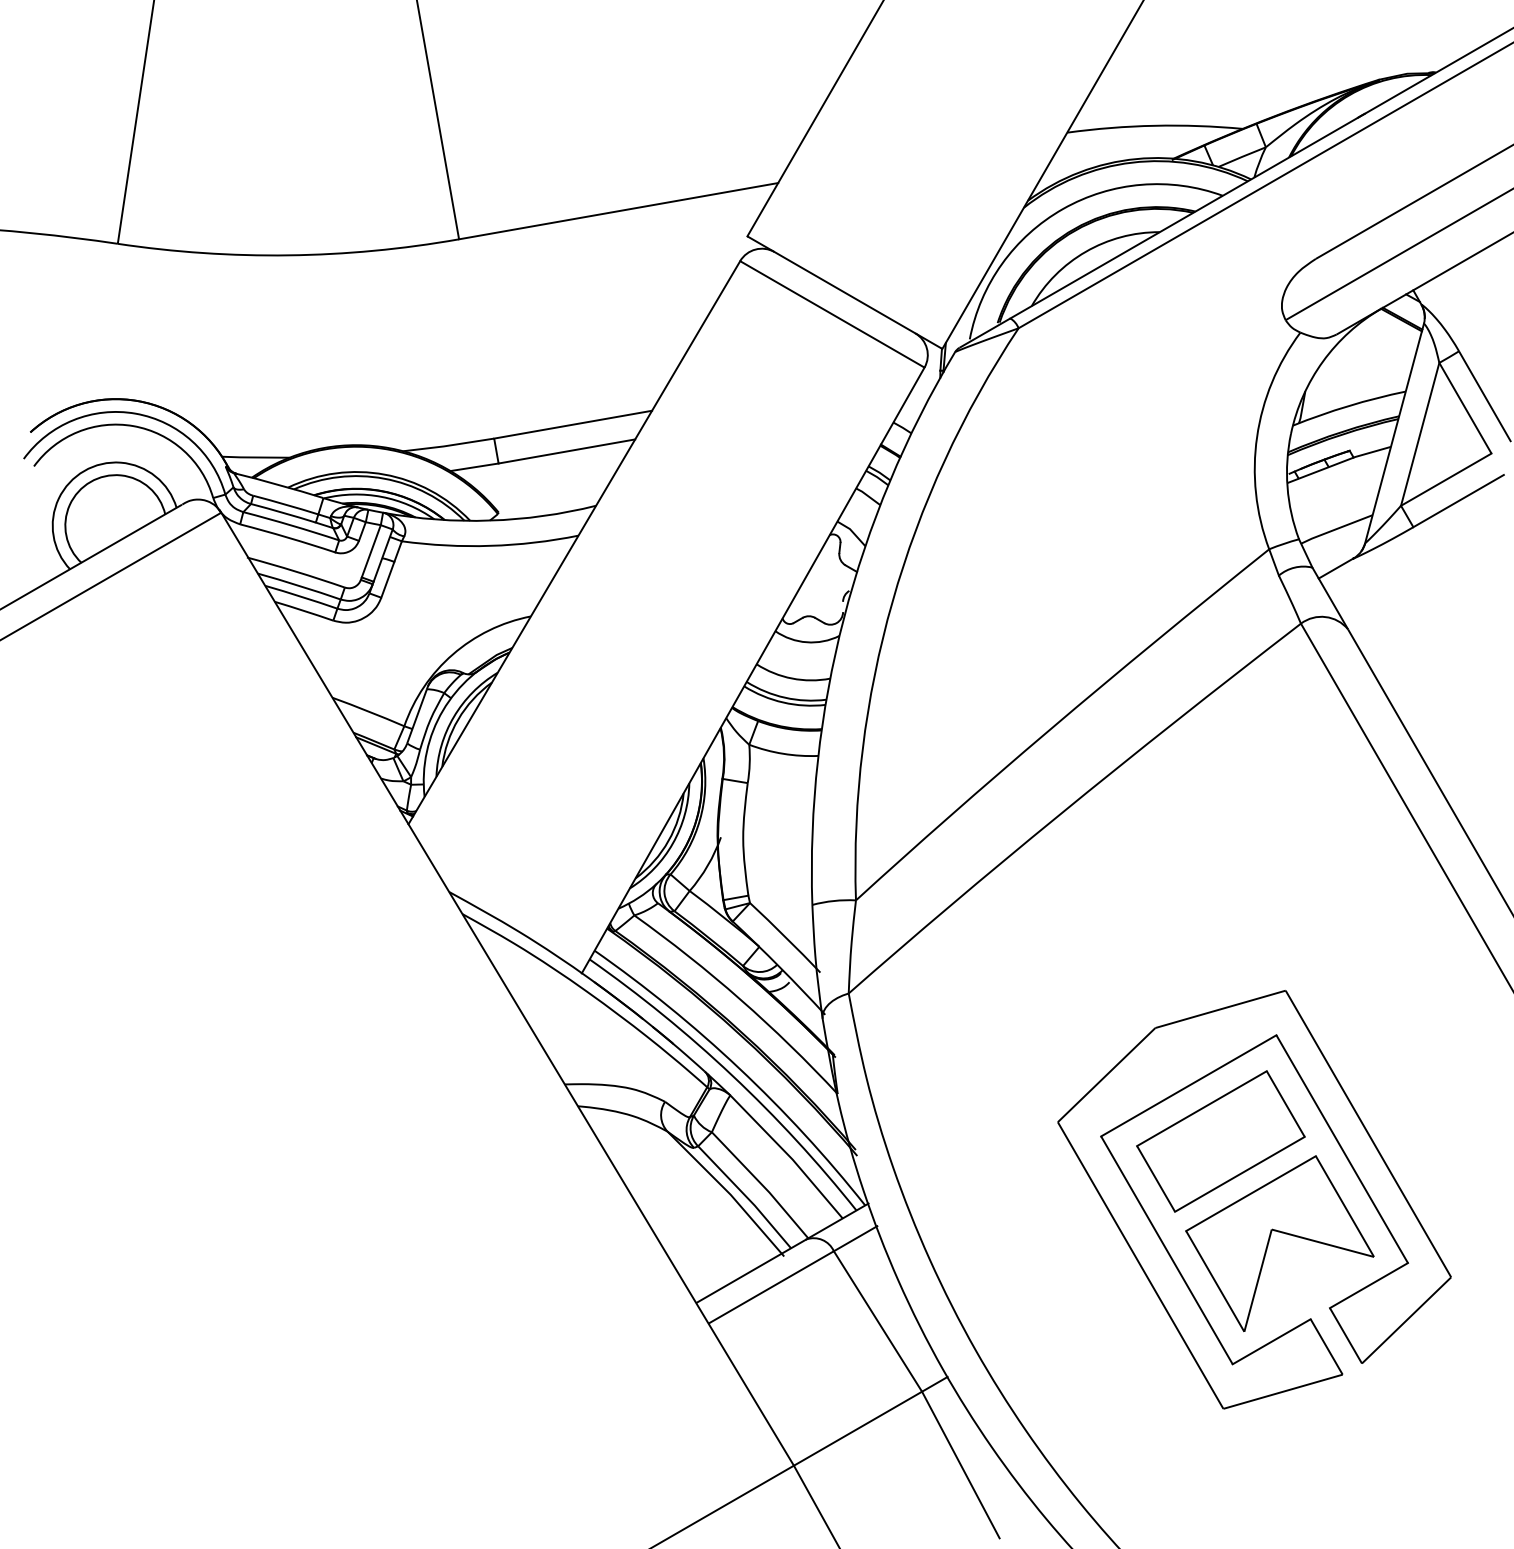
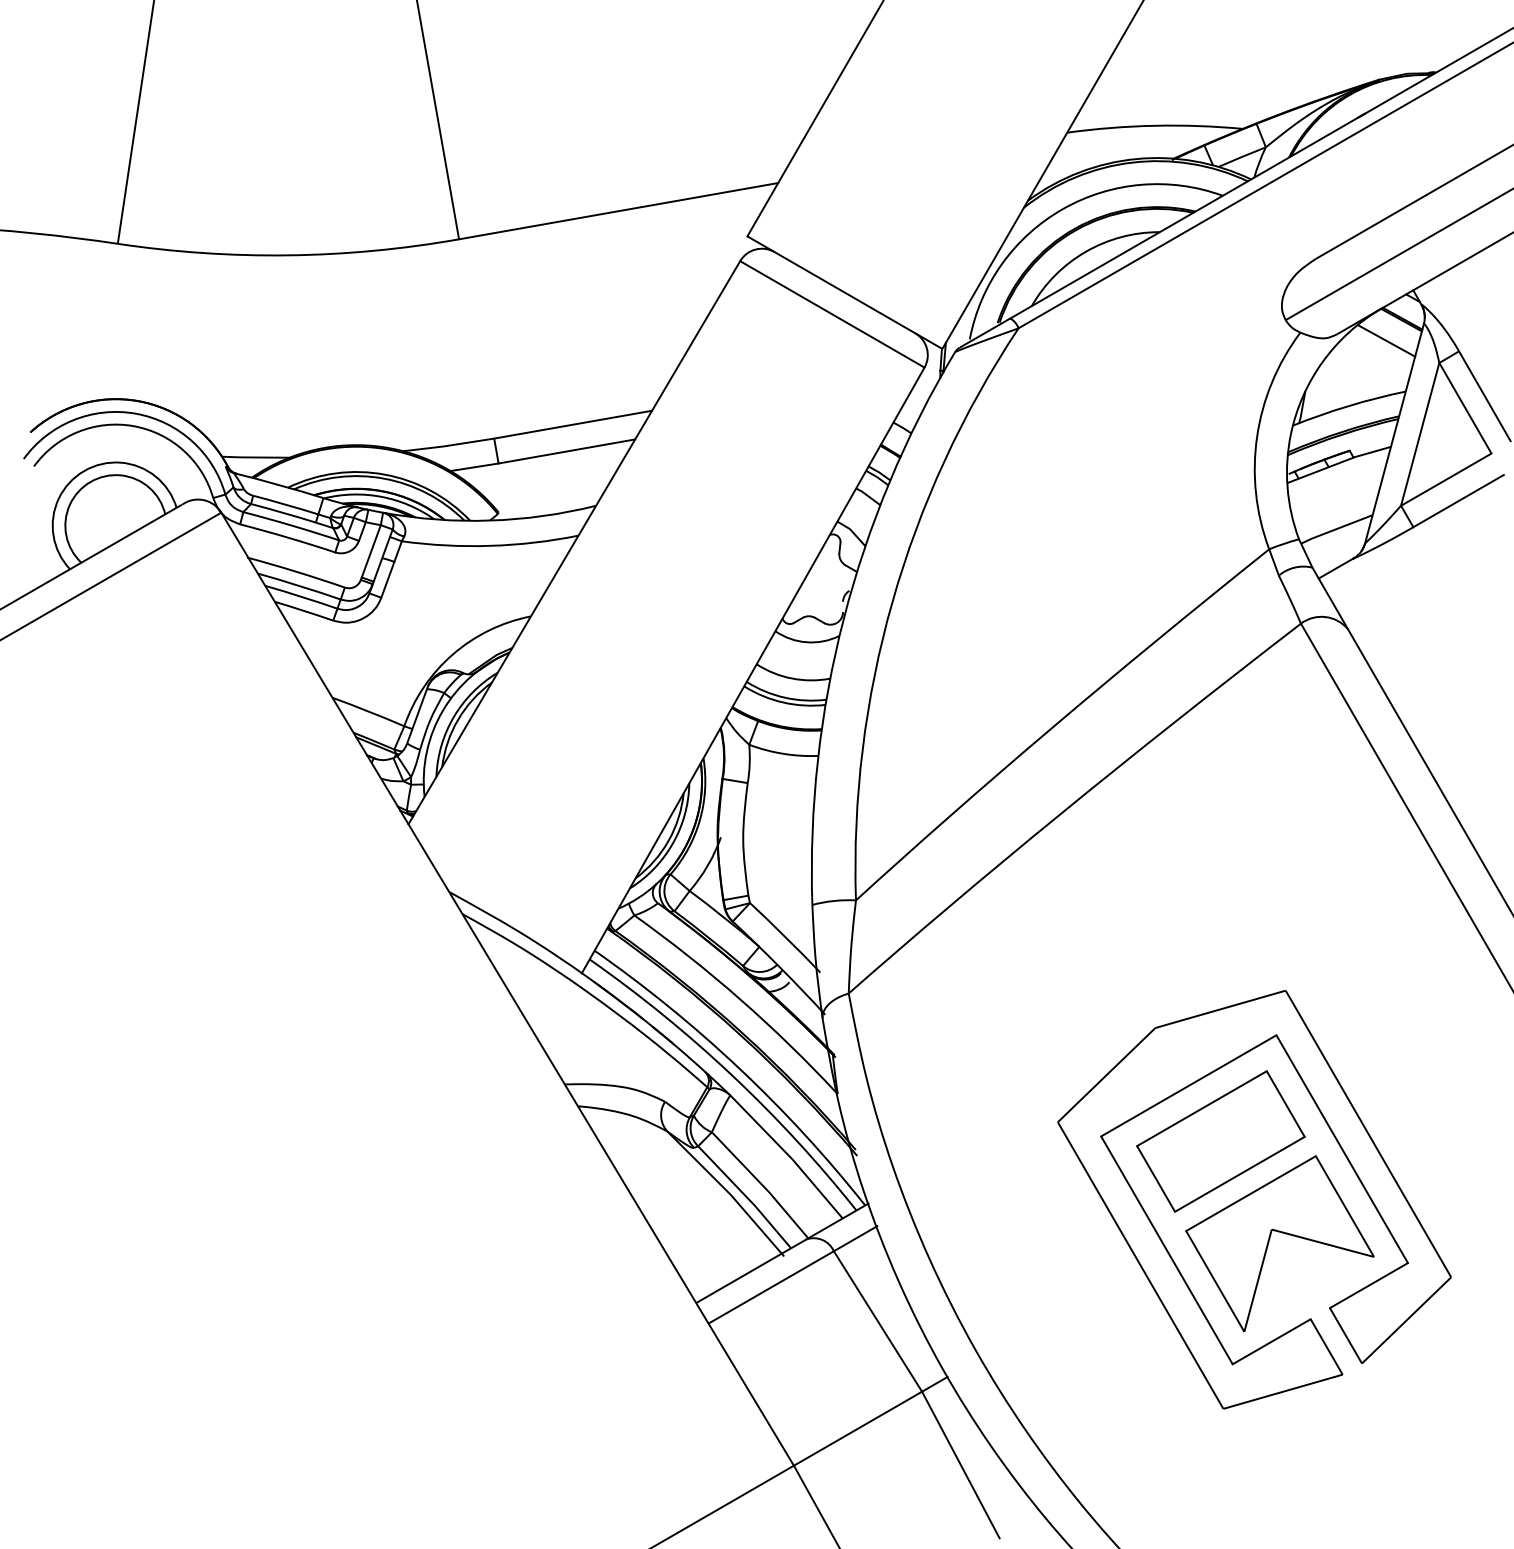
line: none -> present (1386, 340)
